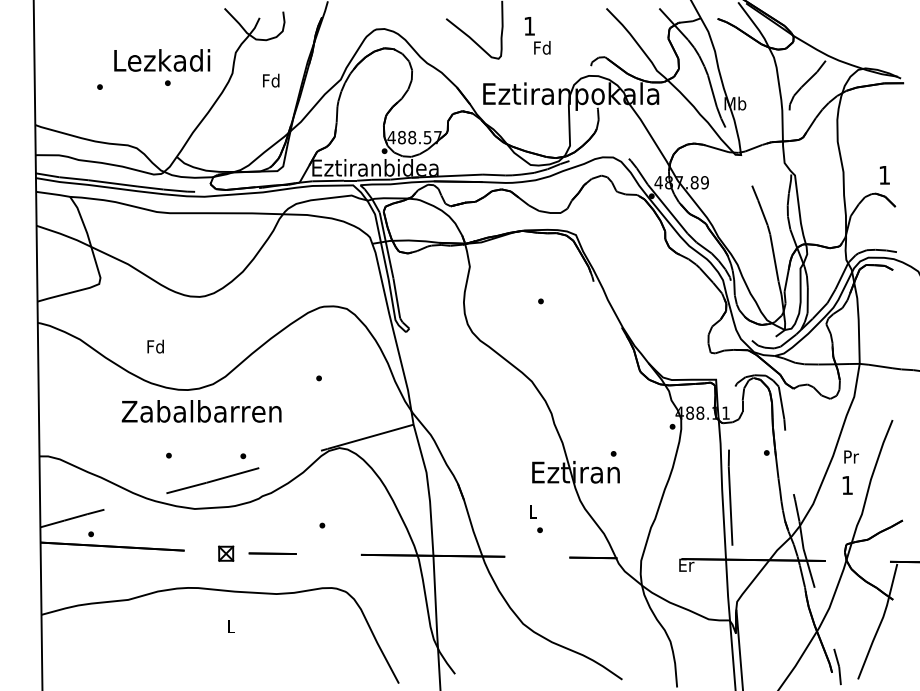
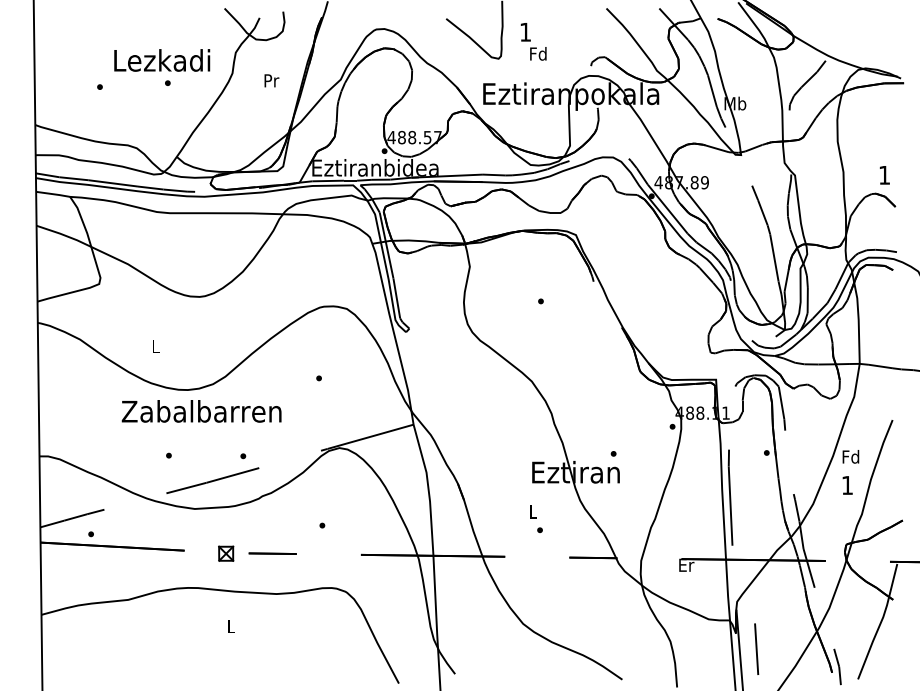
text position: (537, 35) -> (533, 41) (533, 41)
text: Fd -> Pr (271, 80)
text: Fd -> L (155, 346)
text: Pr -> Fd (850, 456)
line: none -> present (756, 648)
